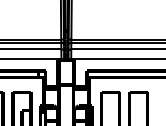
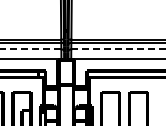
line: solid -> dashed (31, 49)
line: solid -> dashed (119, 49)
